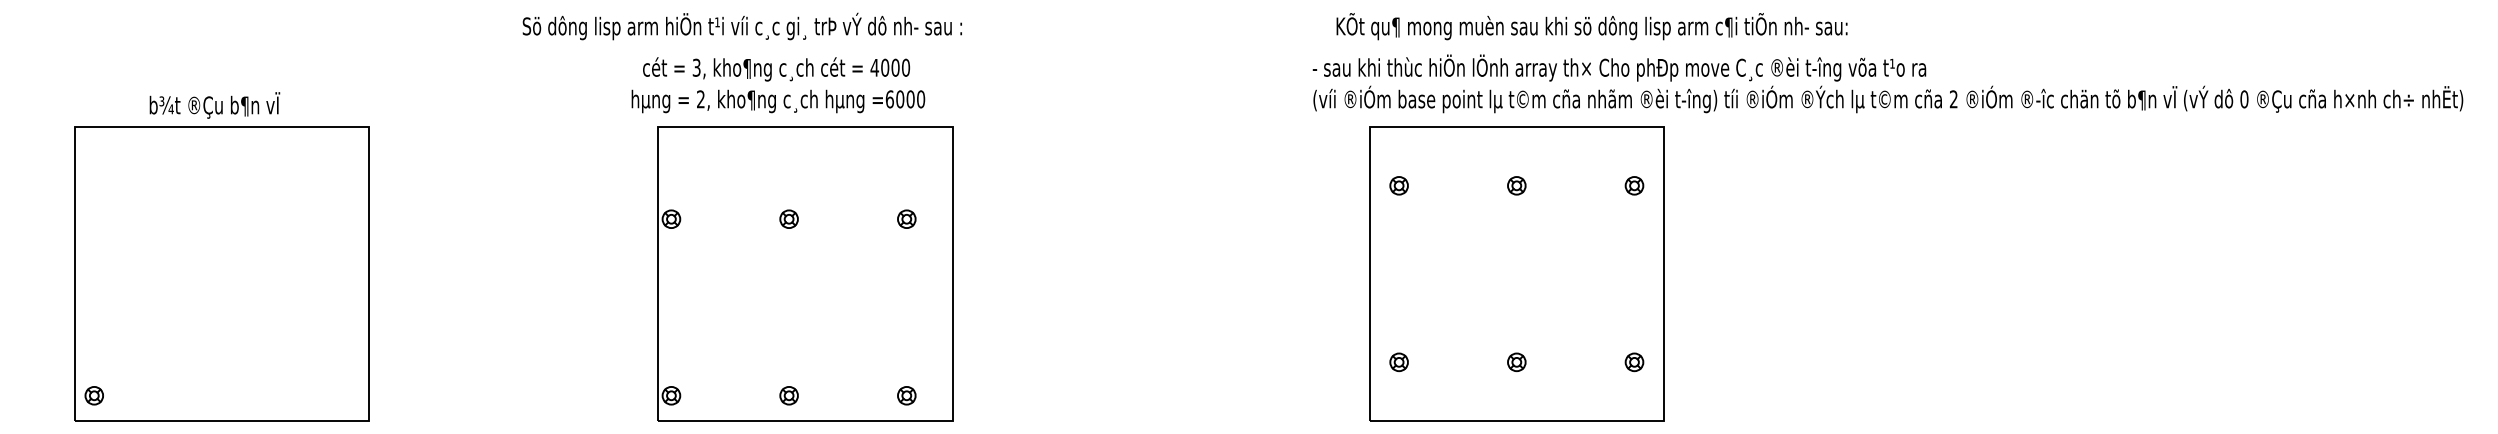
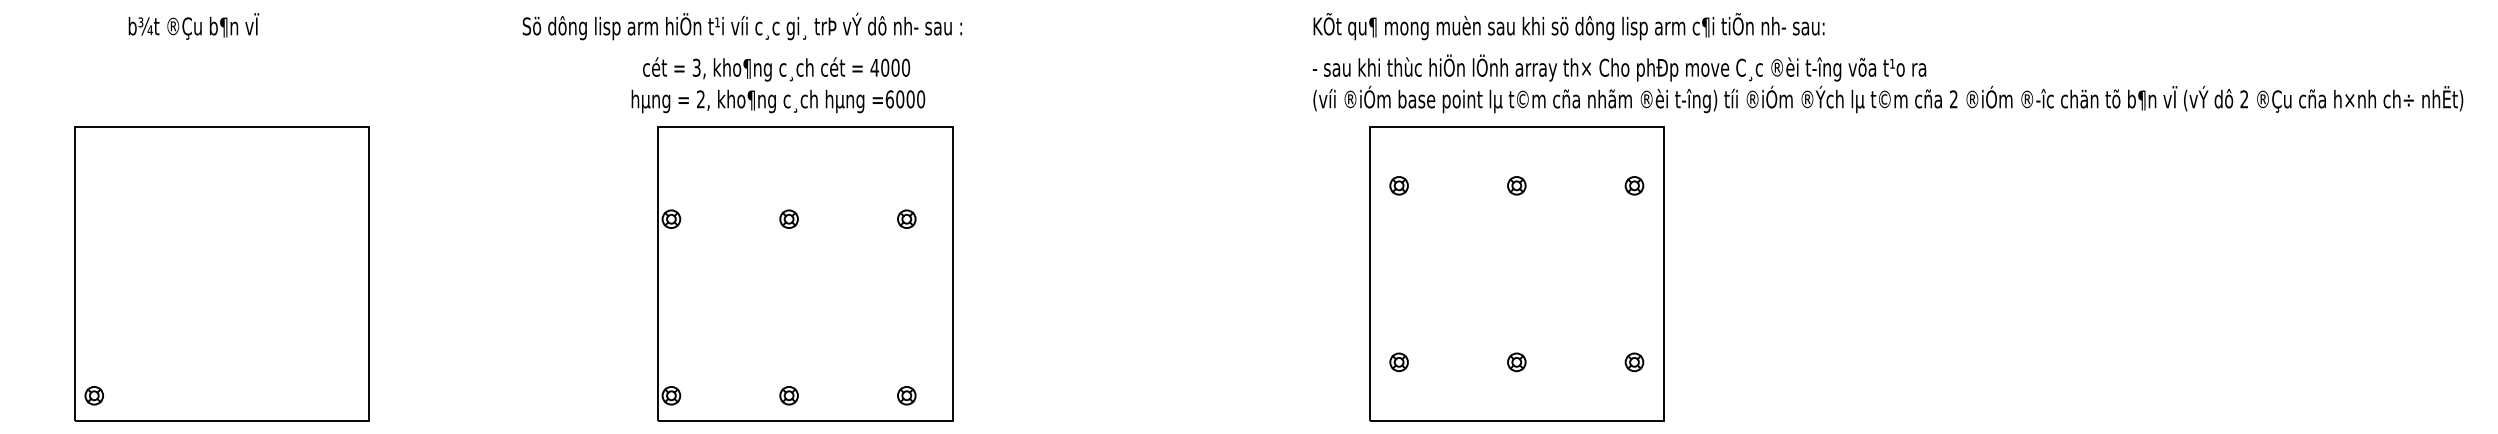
text position: (1591, 26) -> (1568, 26) (1568, 26)
text: 0 -> 2 (2244, 99)
text position: (214, 105) -> (193, 26) (193, 26)
